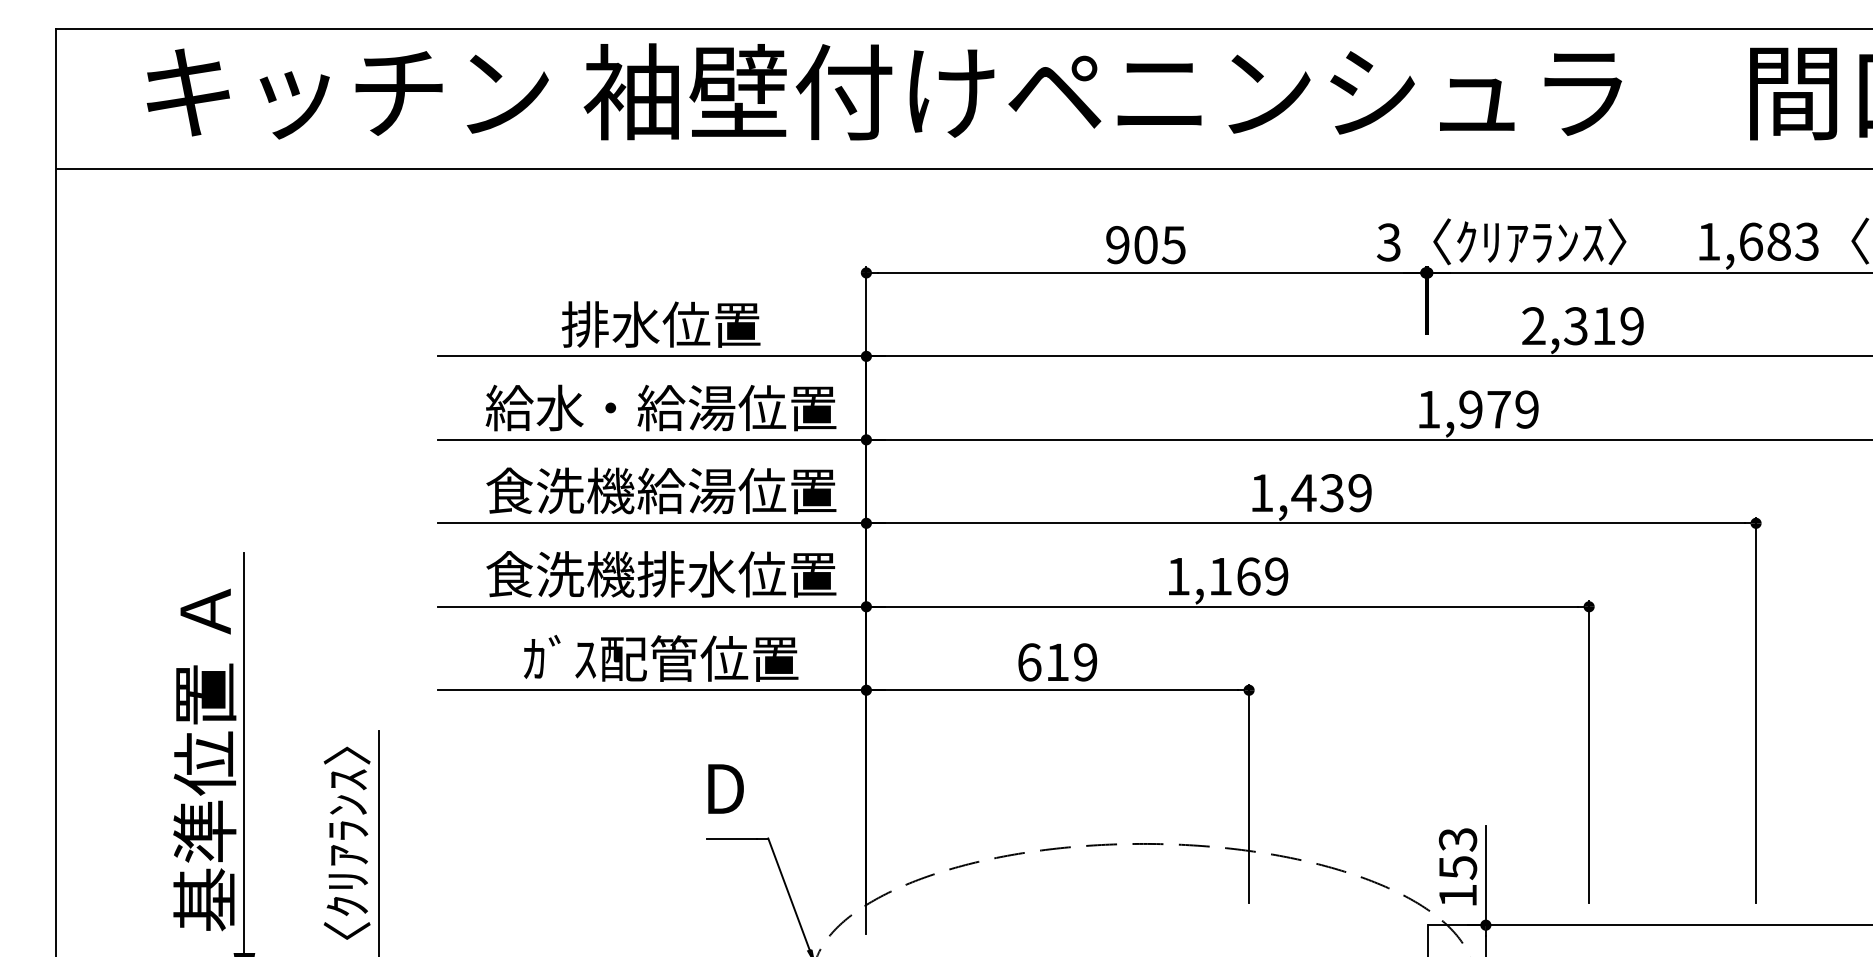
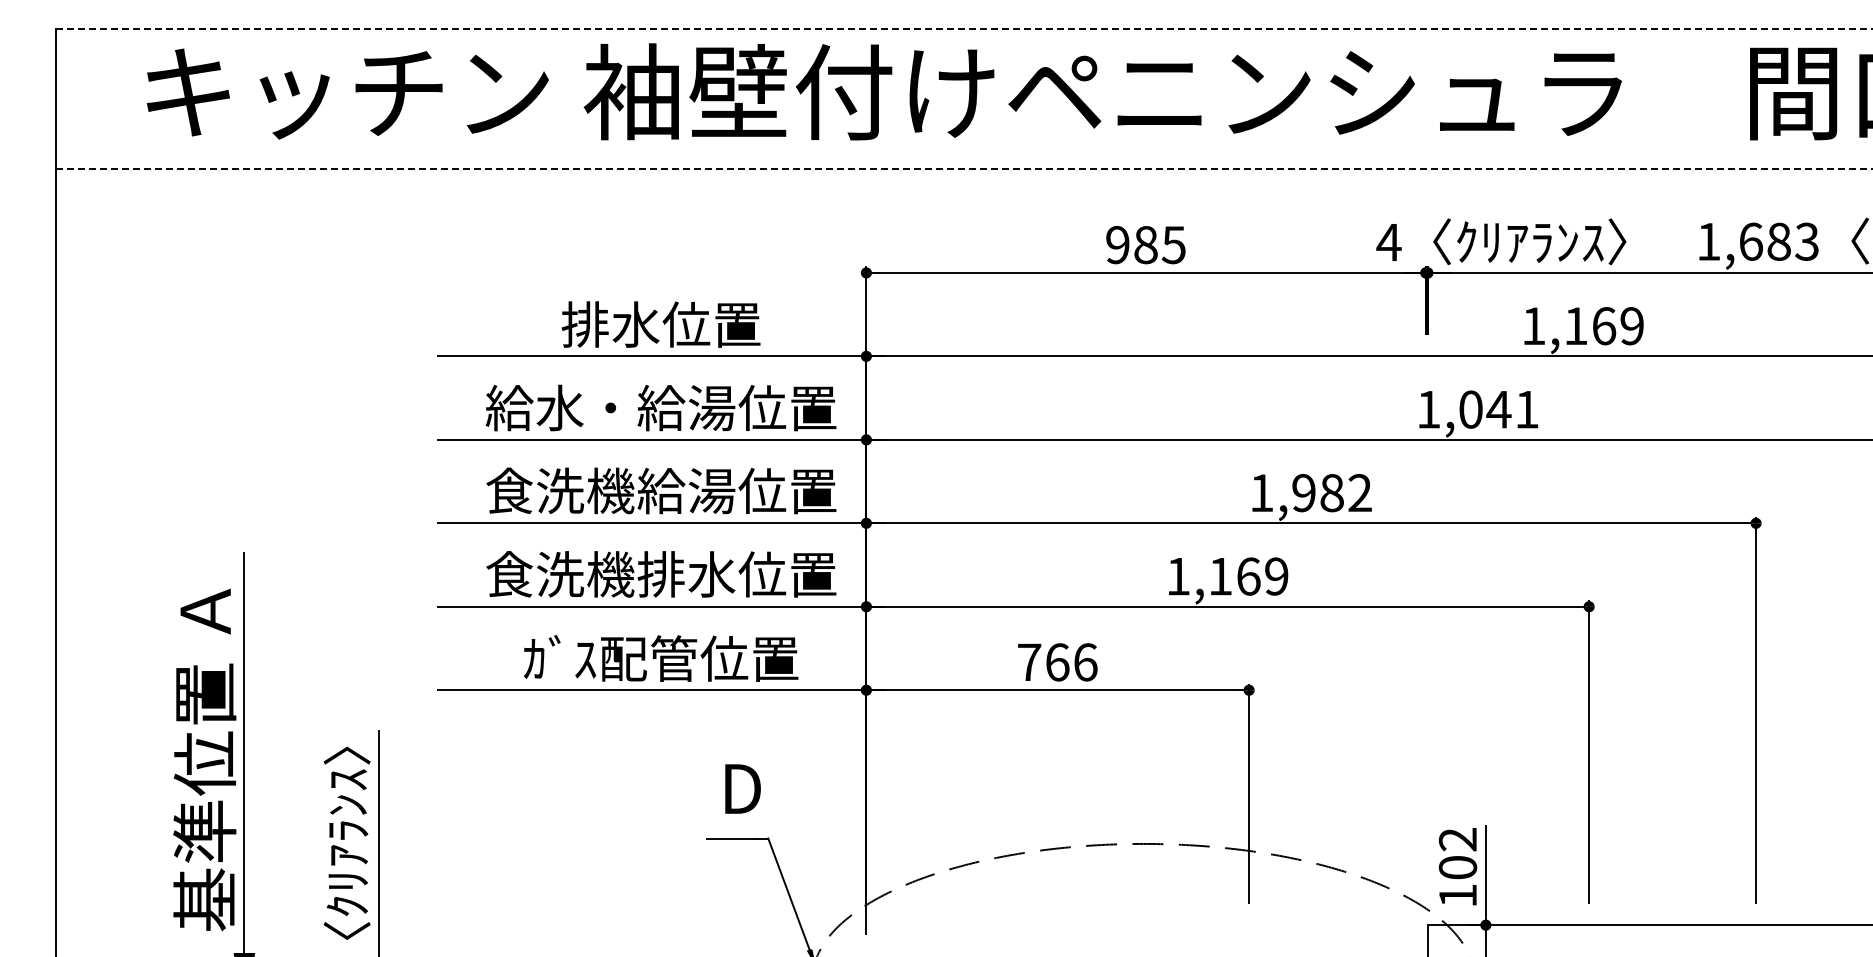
line: solid -> dashed (965, 28)
line: solid -> dashed (965, 168)
text: 3 -> 4 (1388, 242)
text: 905 -> 985 (1145, 244)
text: 2,319 -> 1,169 (1569, 326)
text: 1,979 -> 1,041 (1498, 409)
text: 1,439 -> 1,982 (1331, 493)
text: 619 -> 766 (1057, 662)
text position: (725, 788) -> (742, 788) (742, 788)
text: 153 -> 102 (1457, 854)
